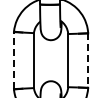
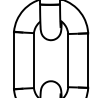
line: dashed -> solid (13, 60)
line: dashed -> solid (88, 61)
